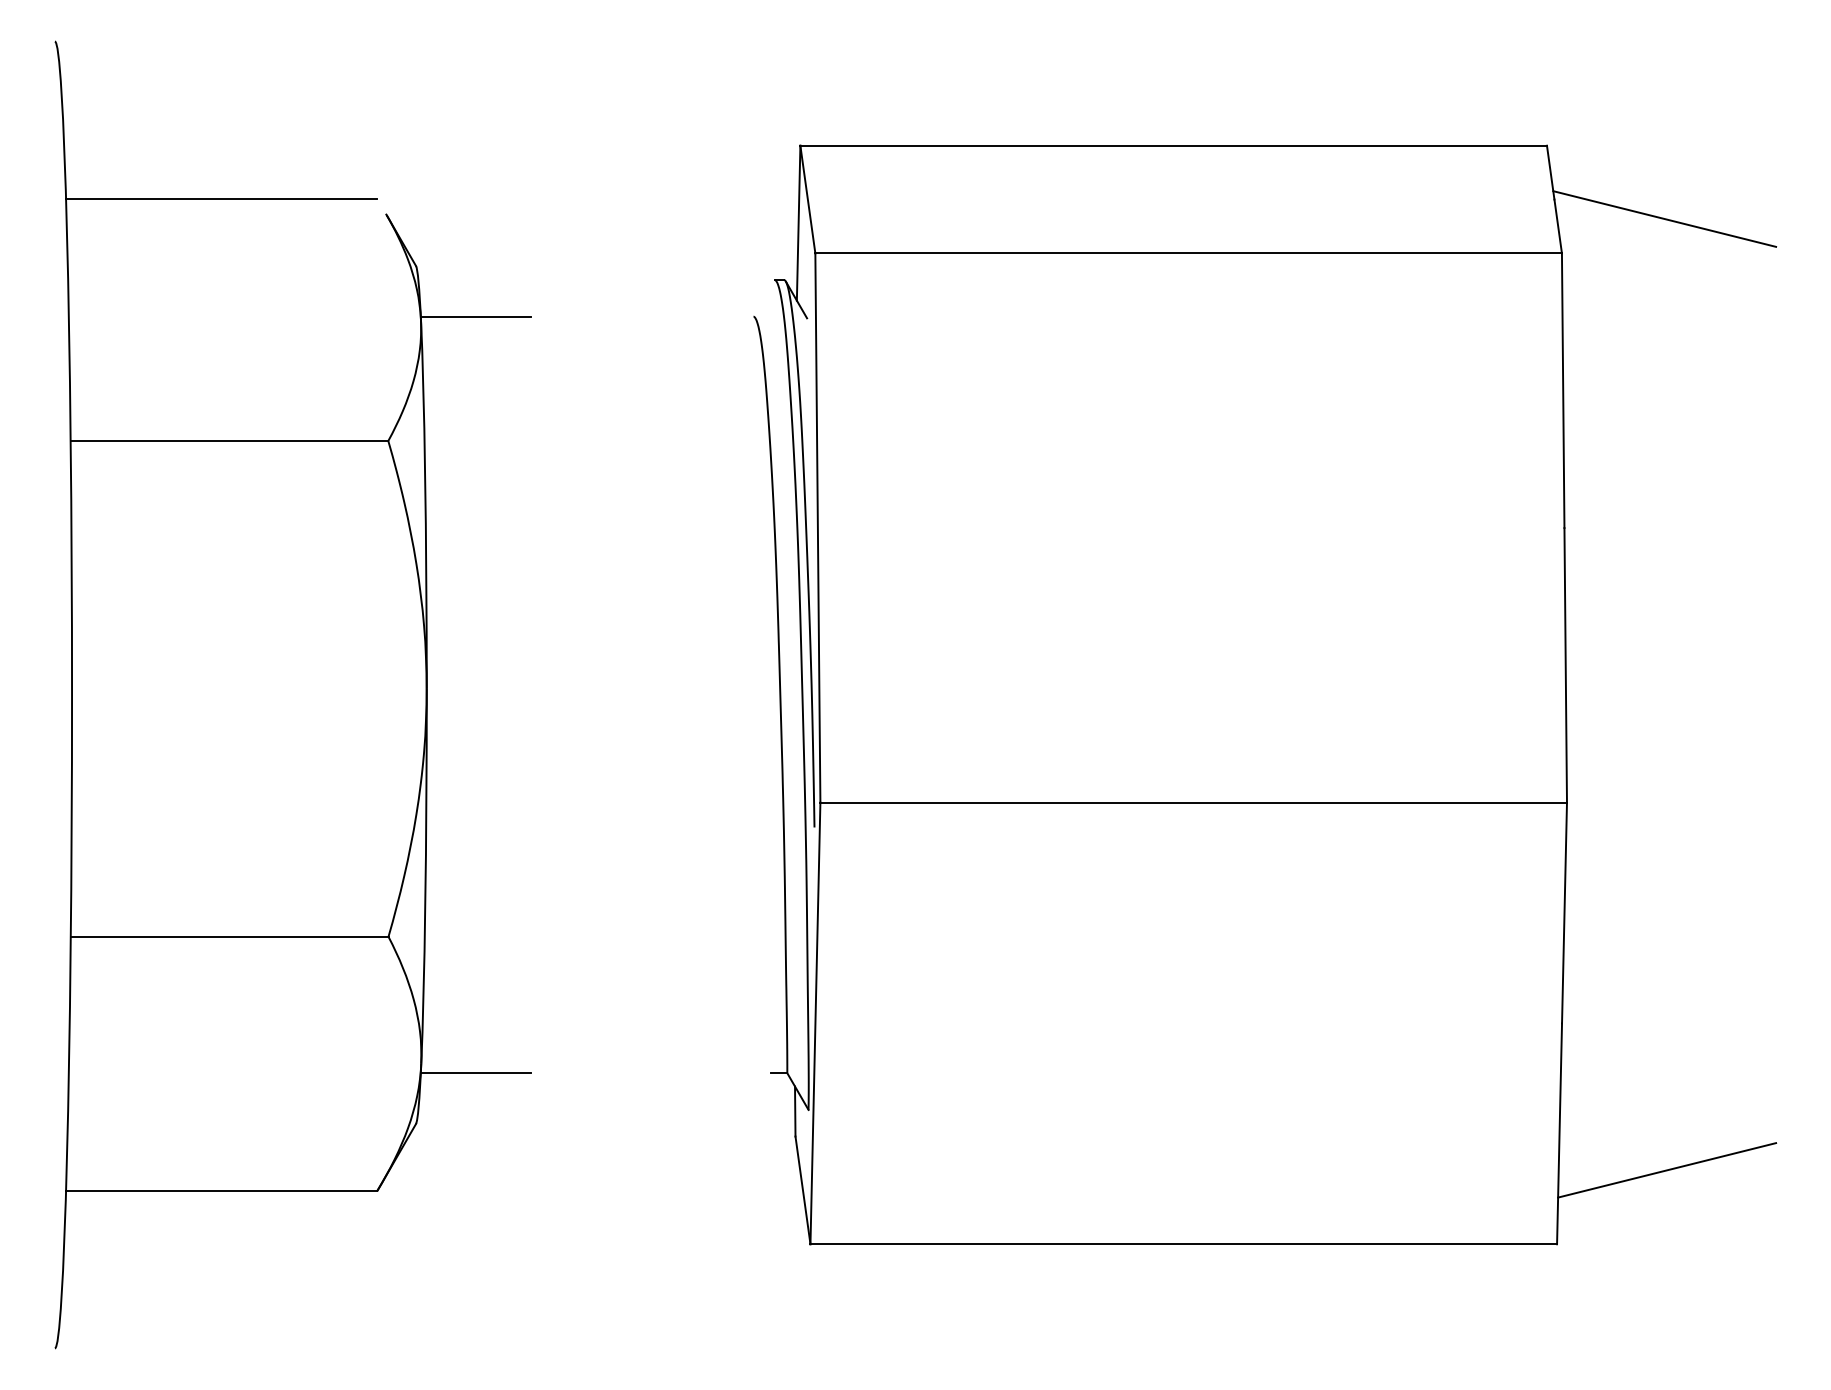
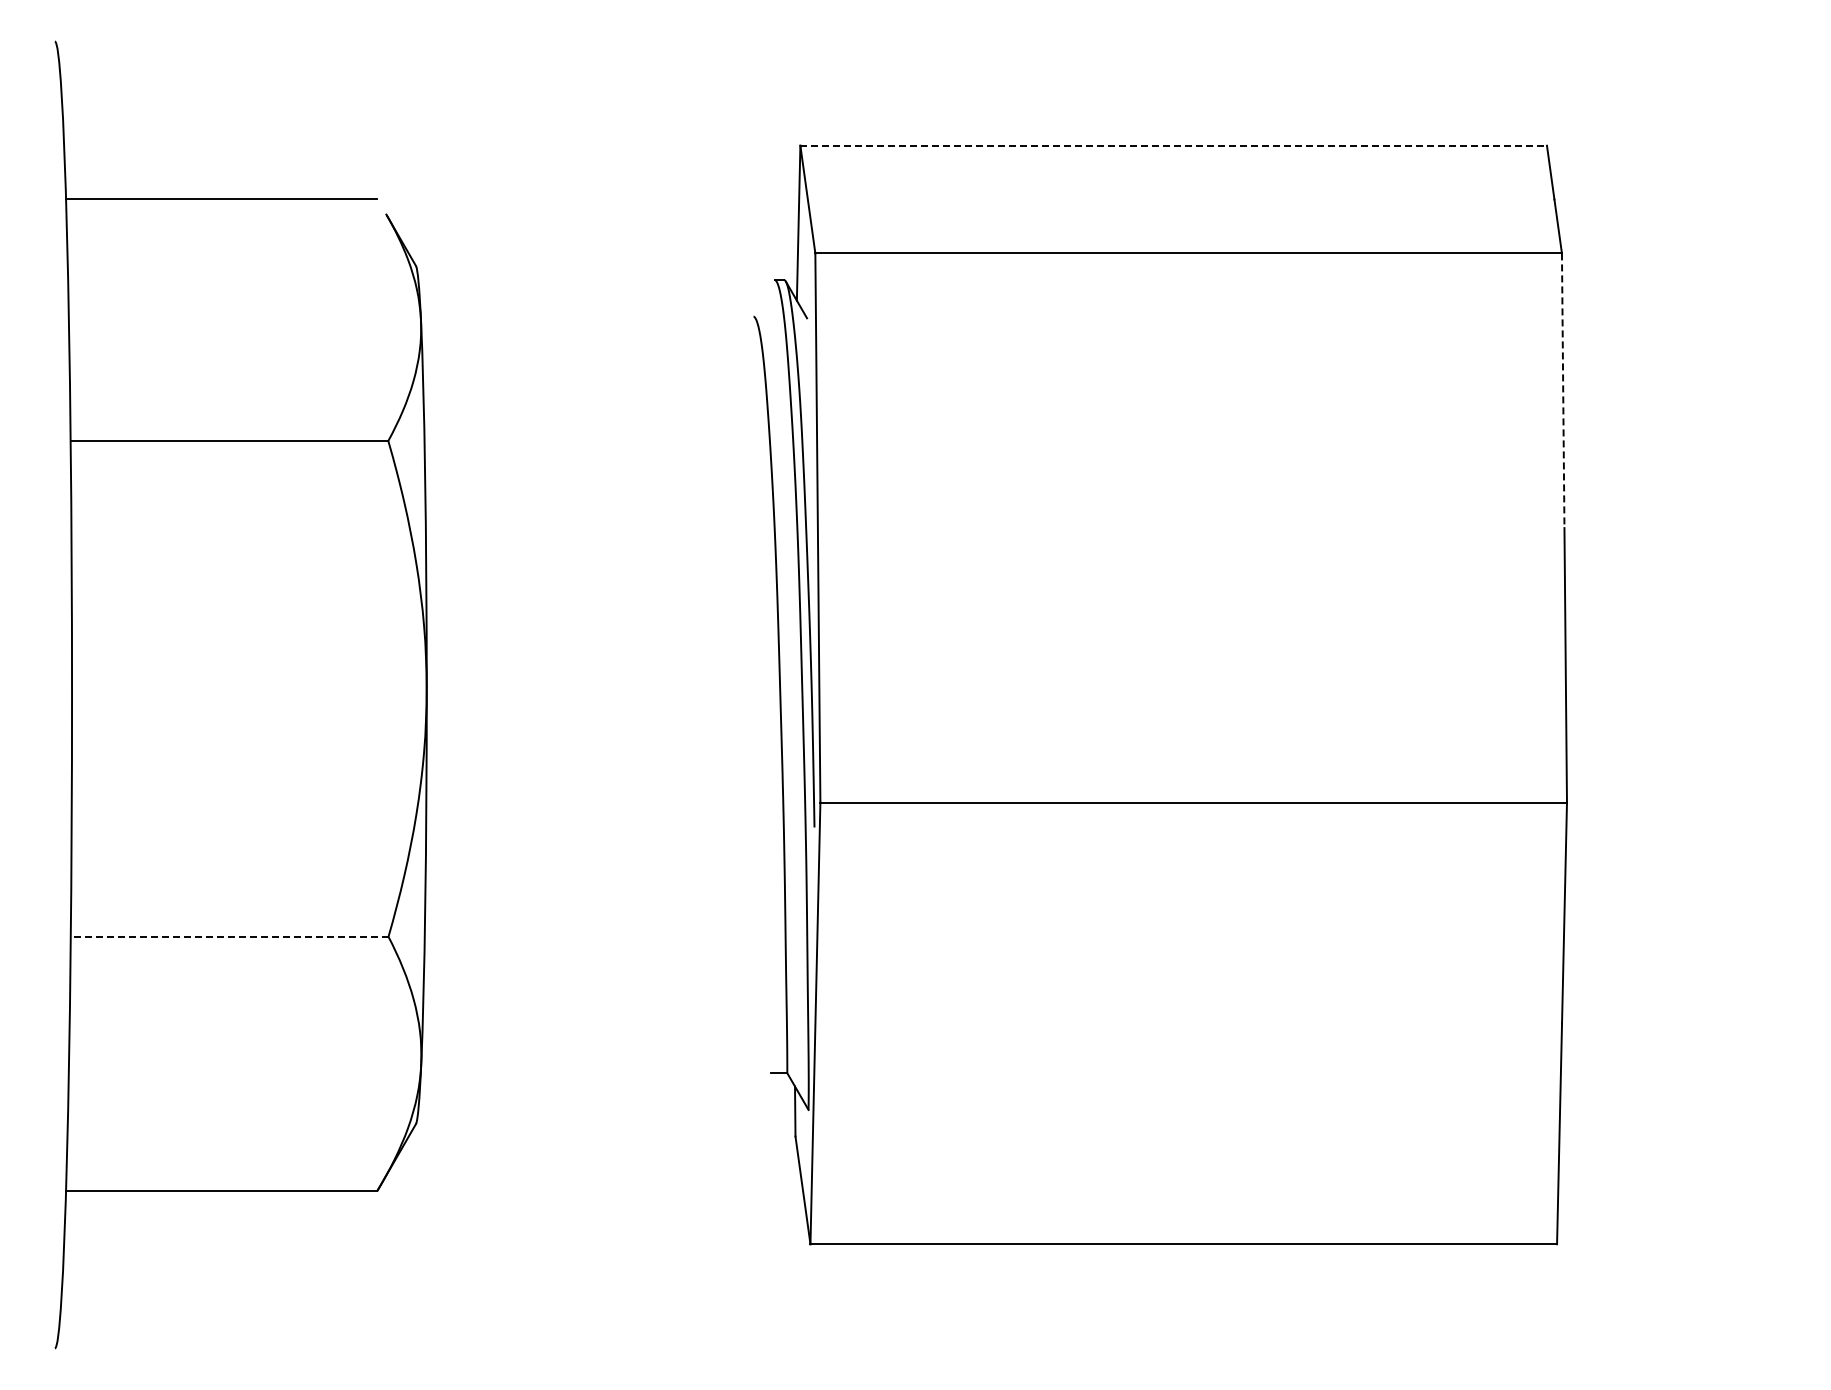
line: solid -> dashed (1174, 145)
line: present -> none (1664, 218)
line: present -> none (475, 316)
line: solid -> dashed (1563, 391)
line: solid -> dashed (229, 936)
line: present -> none (475, 1073)
line: present -> none (1667, 1170)
